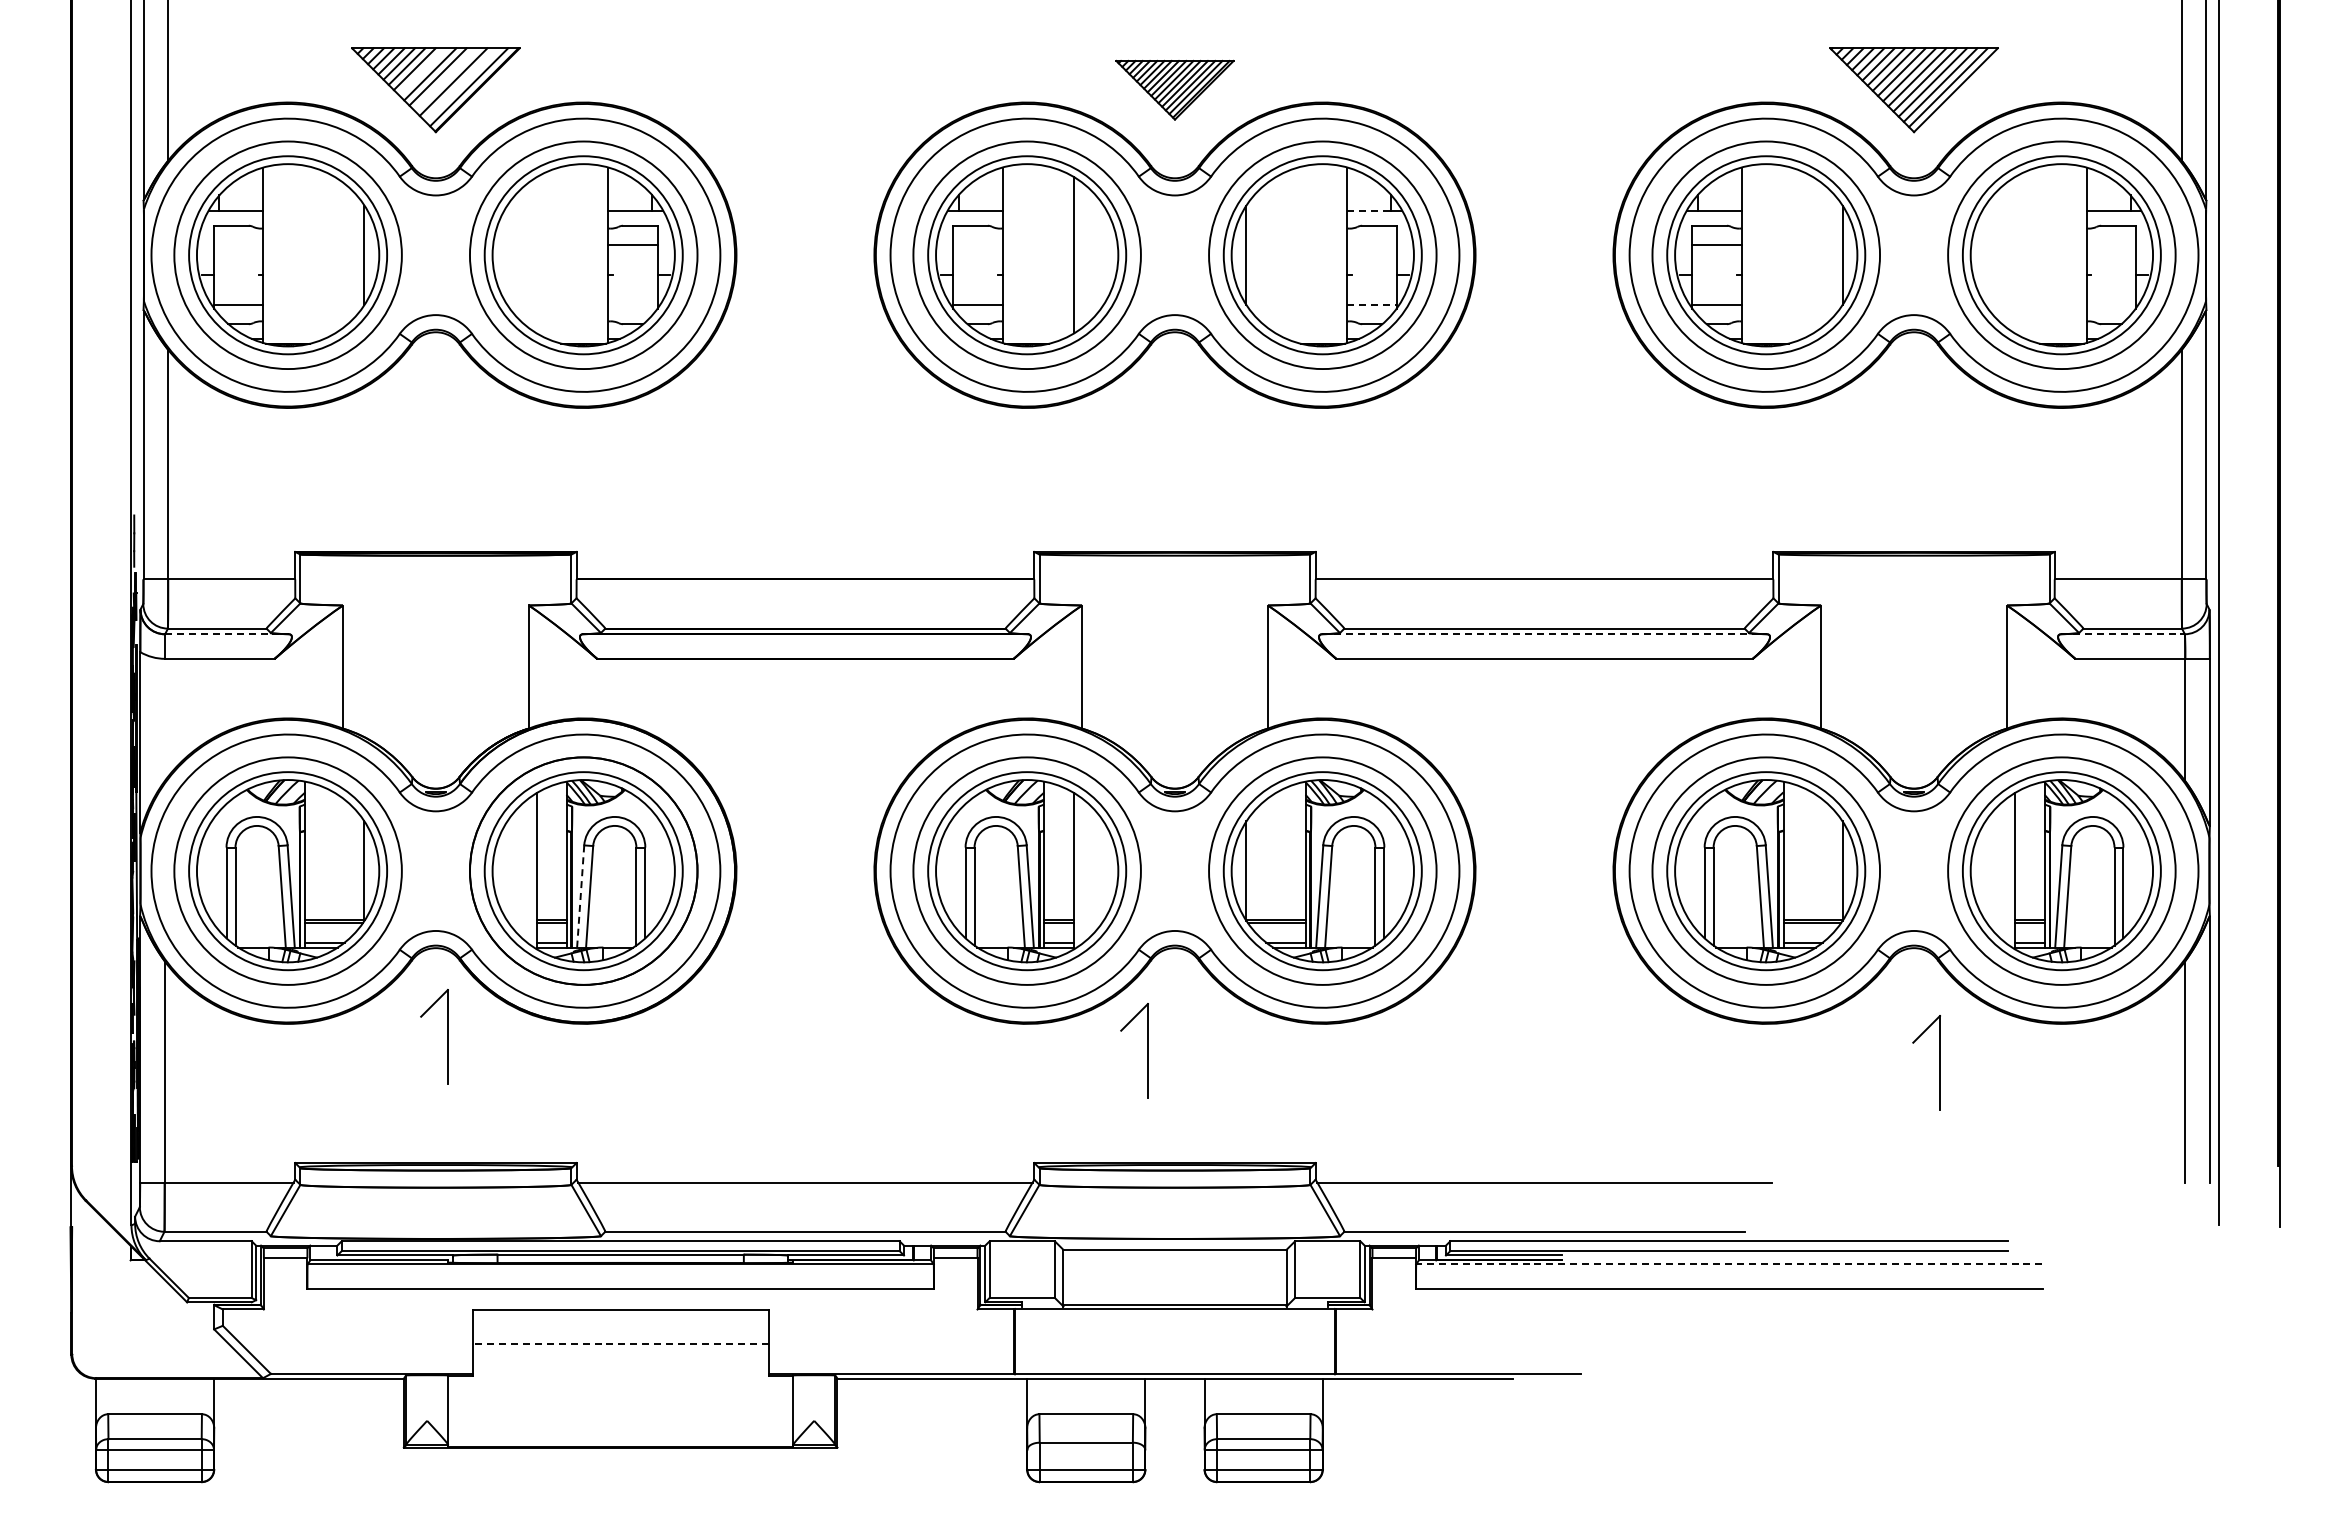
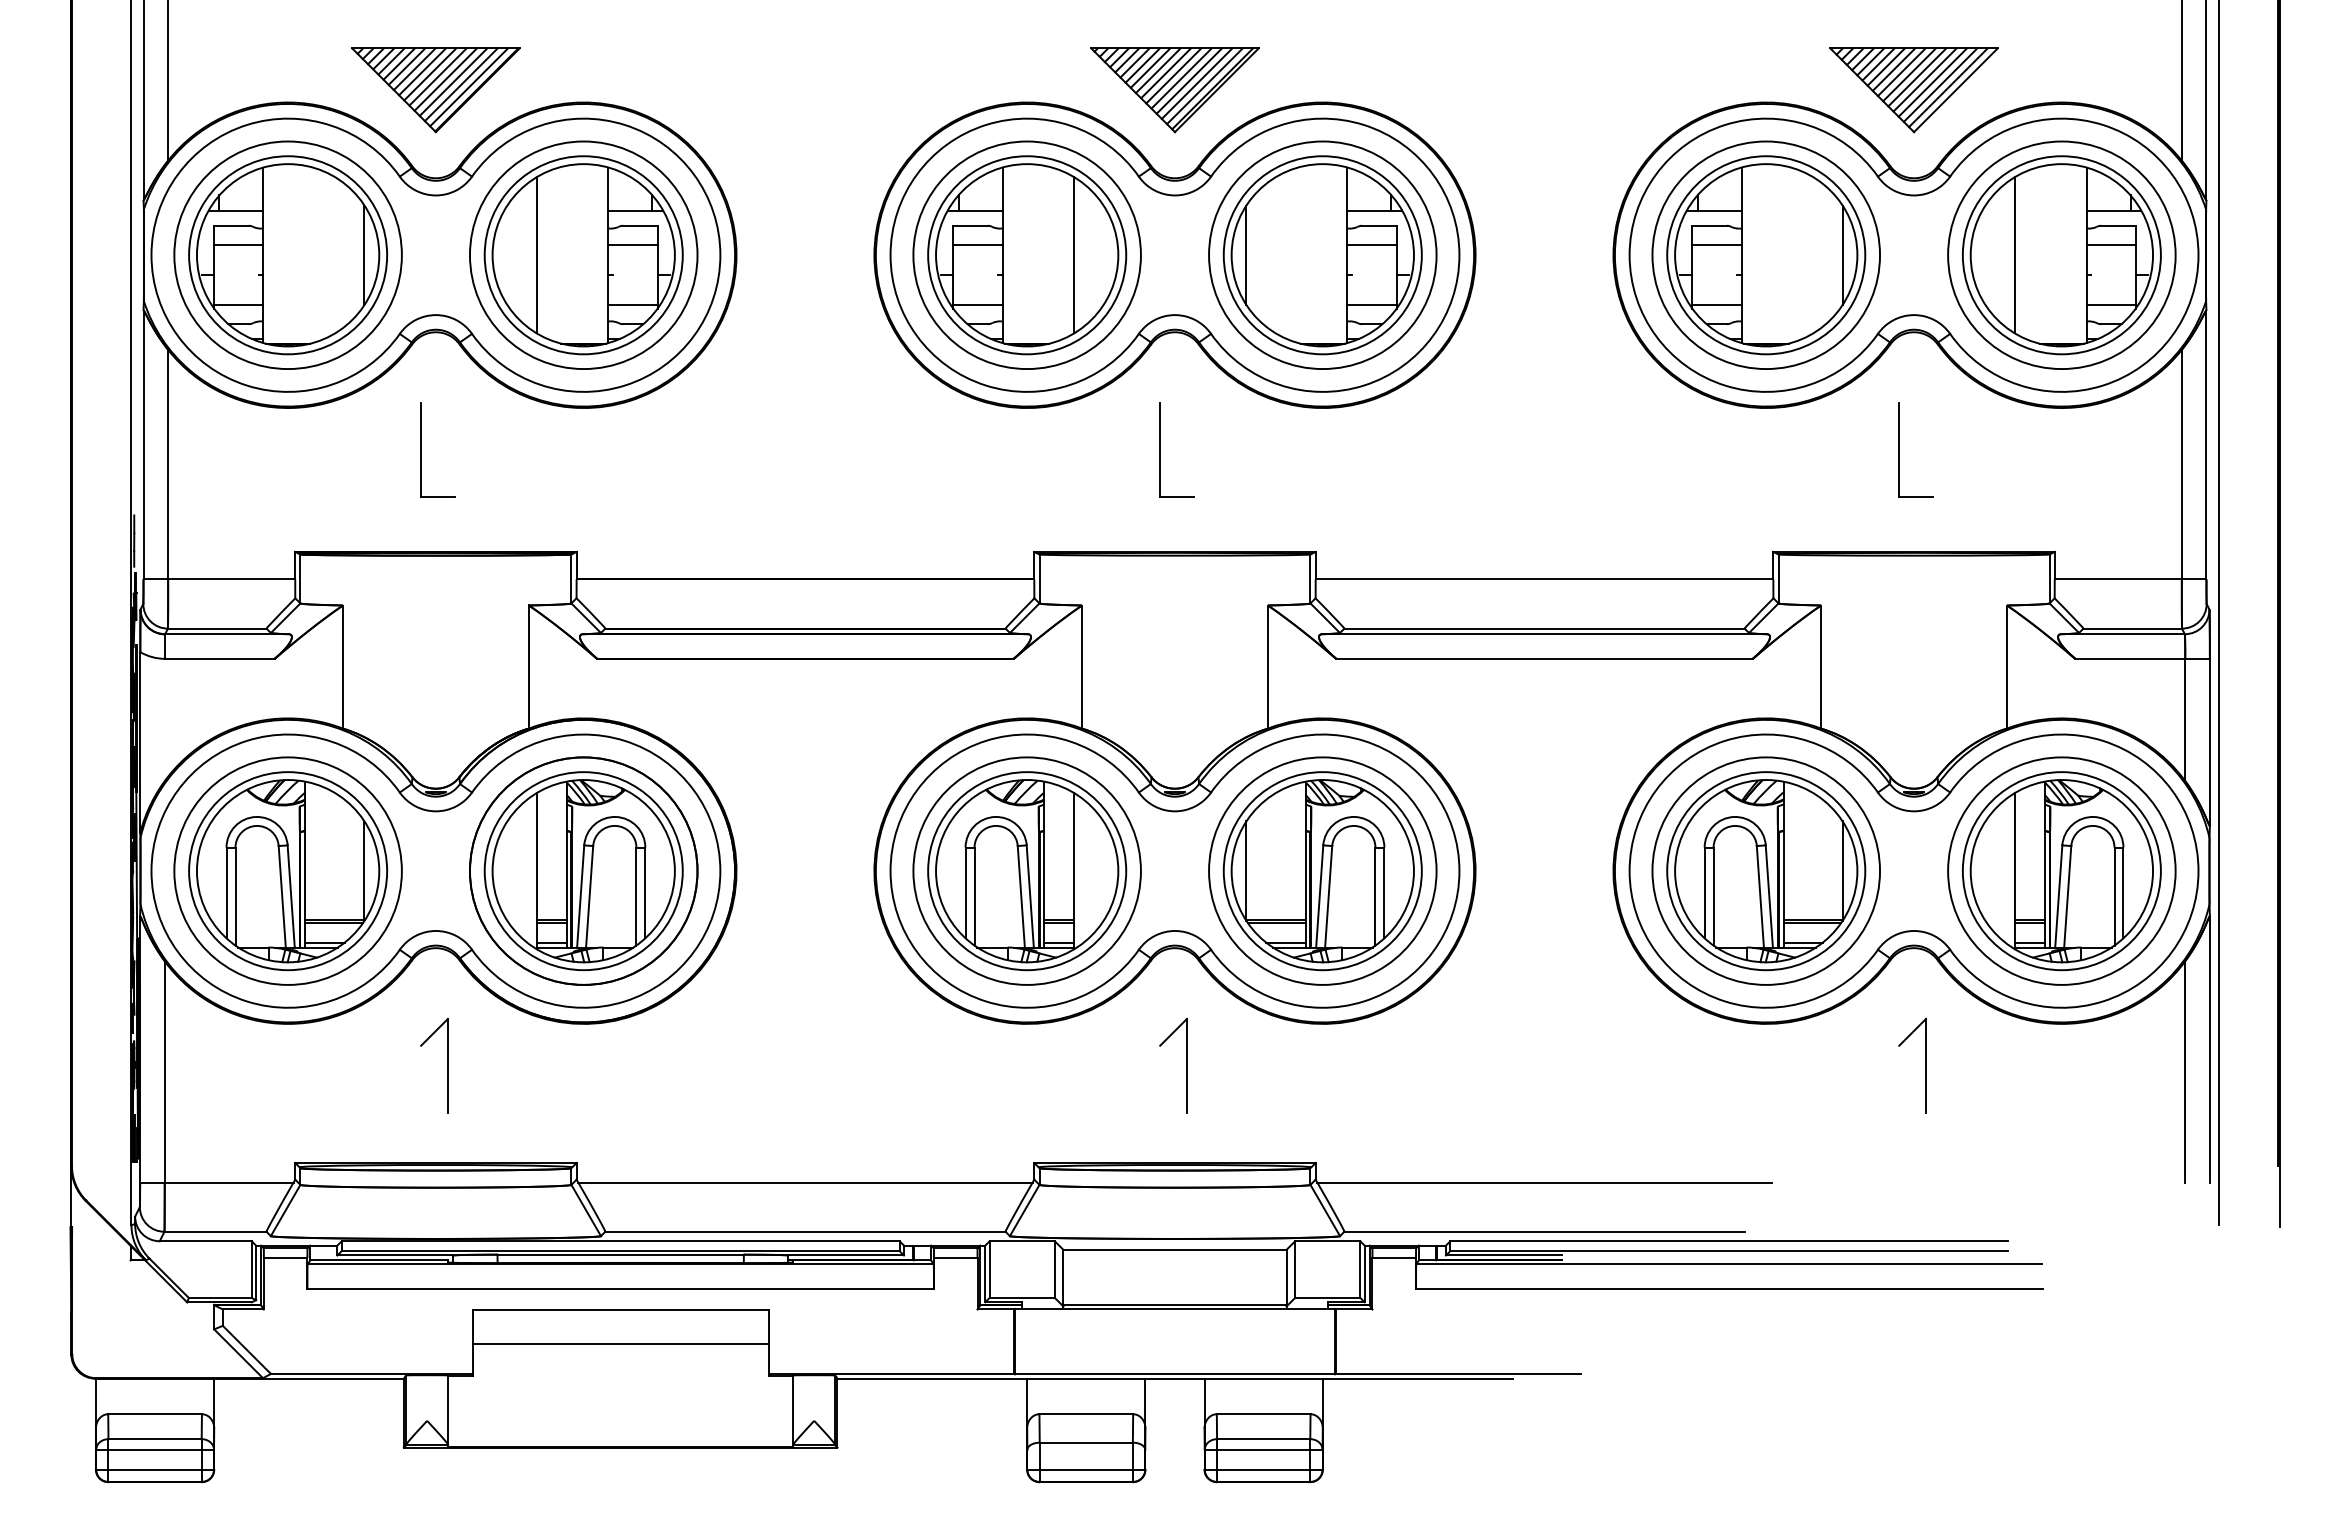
line: none -> present (422, 71)
line: none -> present (445, 79)
line: none -> present (460, 84)
part size: 120x62 px -> 170x87 px (1174, 90)
line: dashed -> solid (1369, 210)
line: none -> present (238, 245)
line: none -> present (977, 245)
line: none -> present (1371, 245)
line: none -> present (2110, 245)
line: none -> present (536, 255)
line: none -> present (2015, 255)
line: none -> present (632, 304)
line: dashed -> solid (1372, 304)
line: none -> present (2110, 304)
part: none -> present (421, 449)
part: none -> present (1160, 449)
part: none -> present (1899, 449)
line: dashed -> solid (226, 634)
line: dashed -> solid (1545, 634)
line: dashed -> solid (2123, 634)
line: dashed -> solid (580, 896)
part position: (447, 1036) -> (447, 1065) (447, 1065)
part position: (1147, 1050) -> (1186, 1065) (1186, 1065)
part position: (1939, 1062) -> (1925, 1065) (1925, 1065)
line: dashed -> solid (1728, 1264)
line: dashed -> solid (620, 1344)
